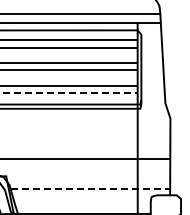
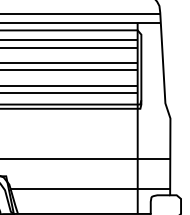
line: dashed -> solid (69, 92)
line: dashed -> solid (90, 188)
